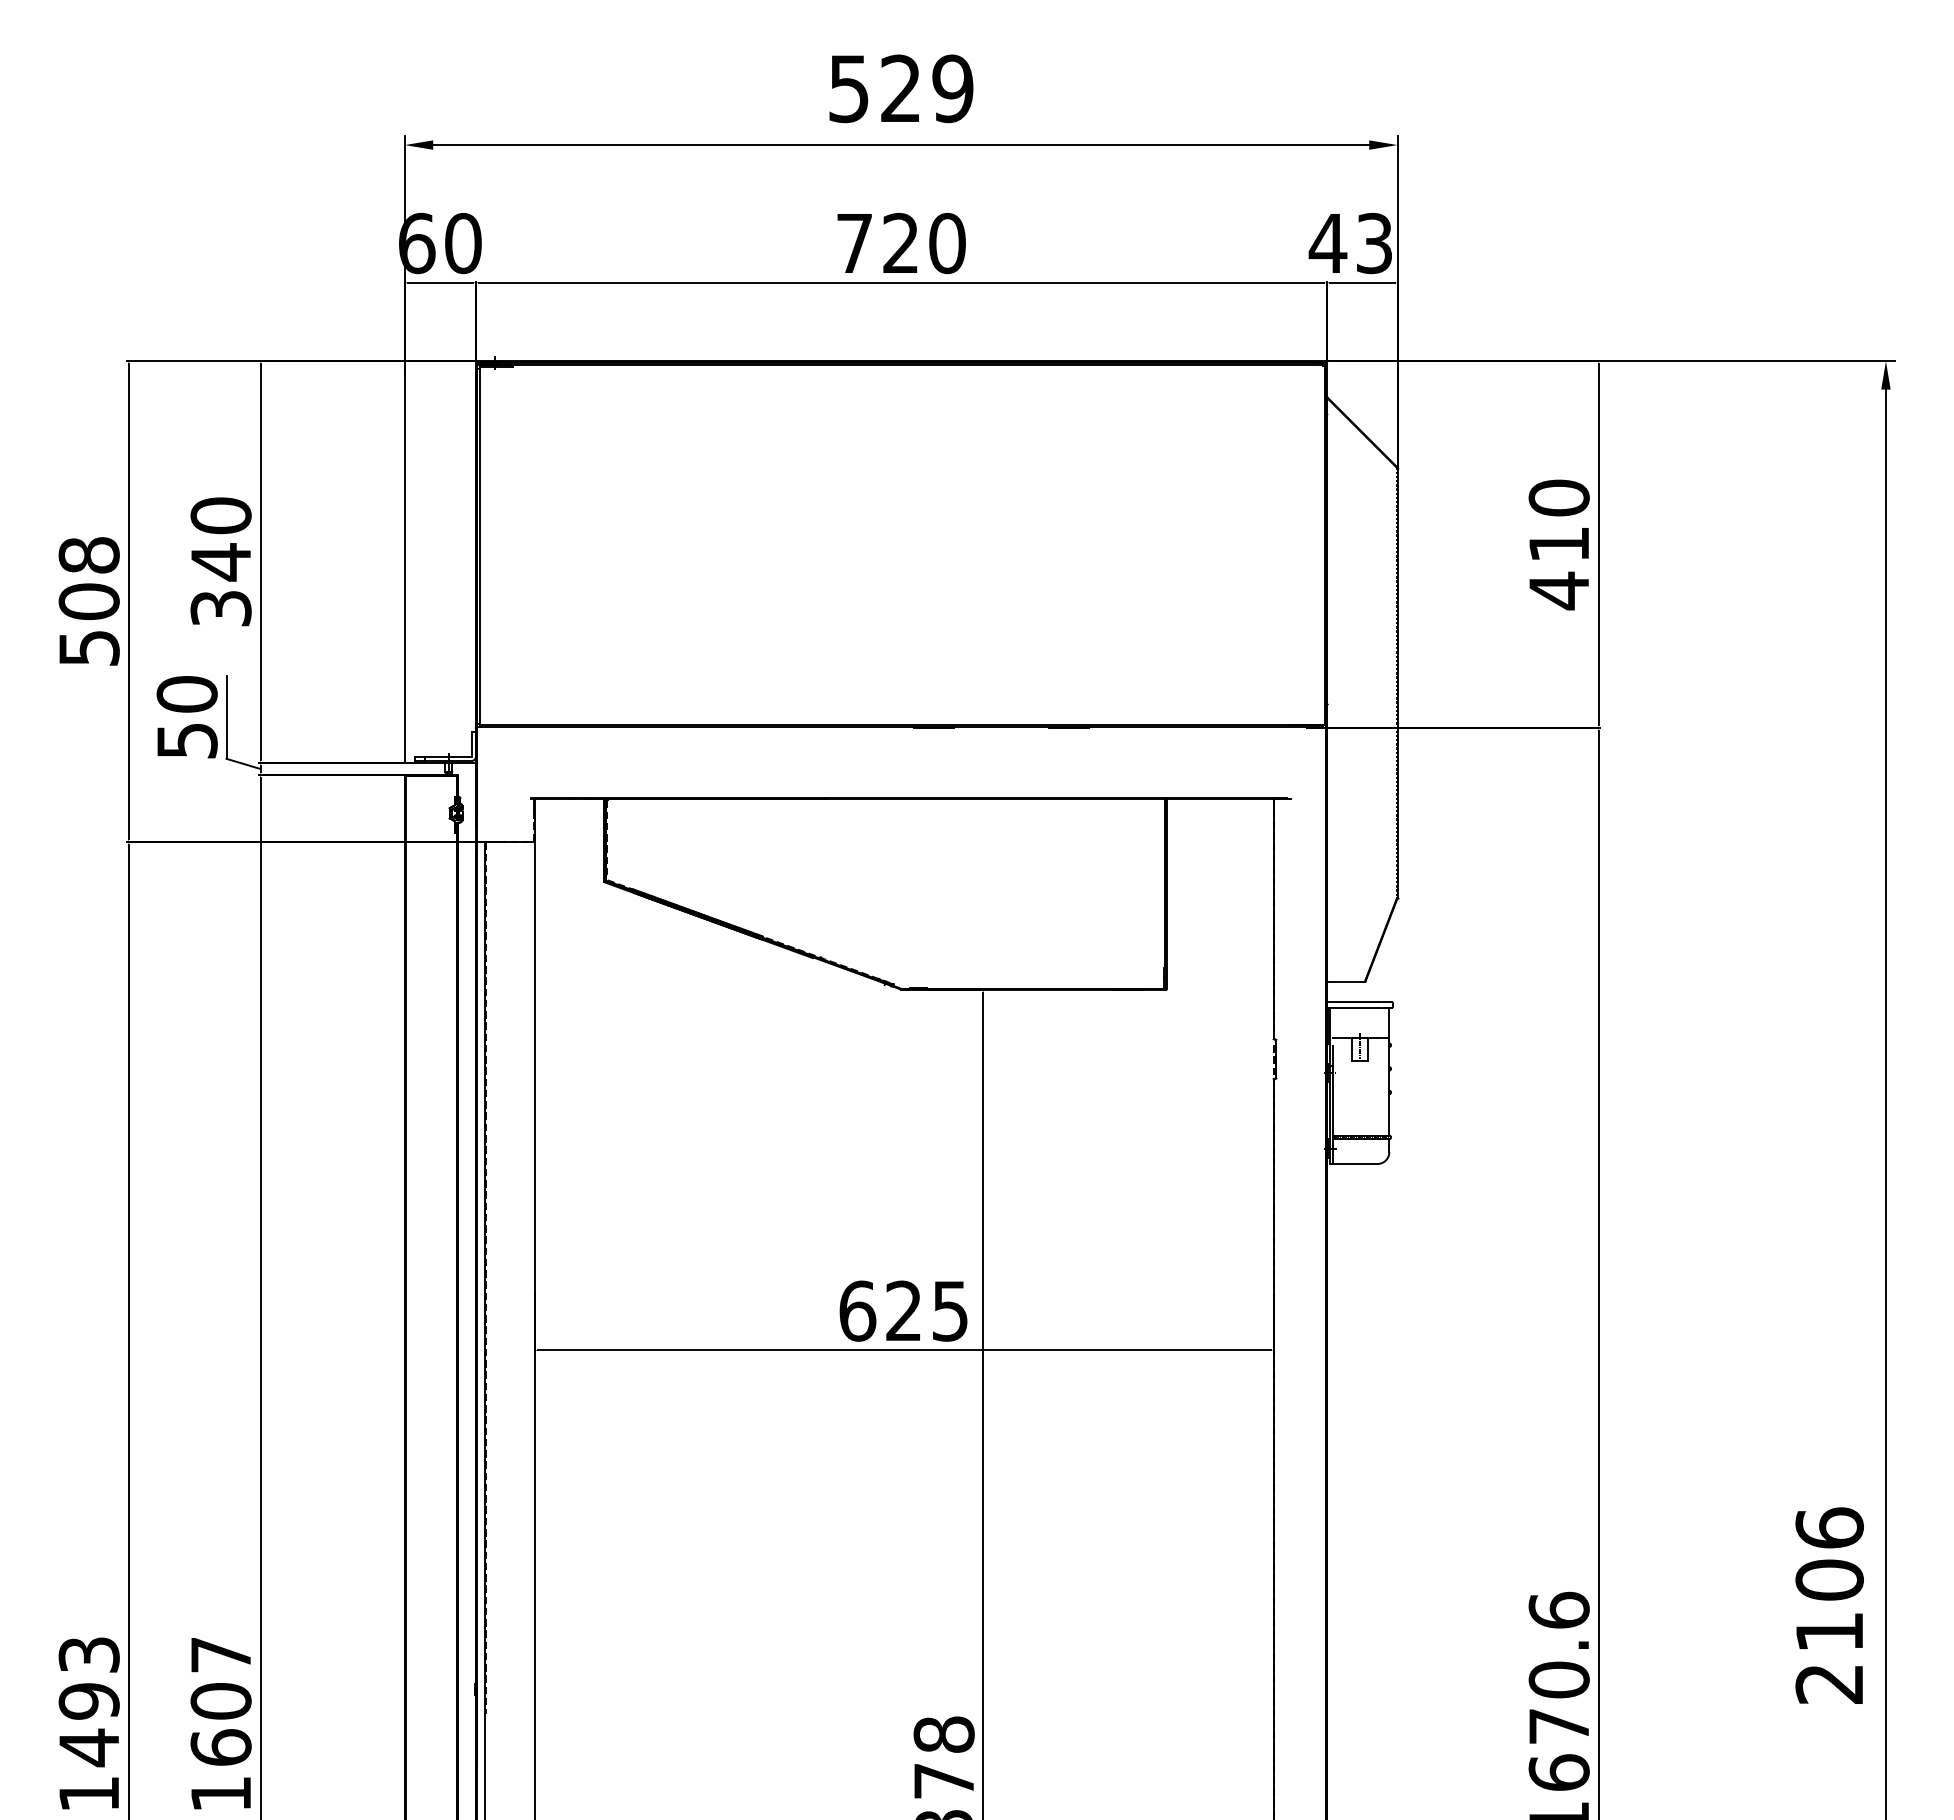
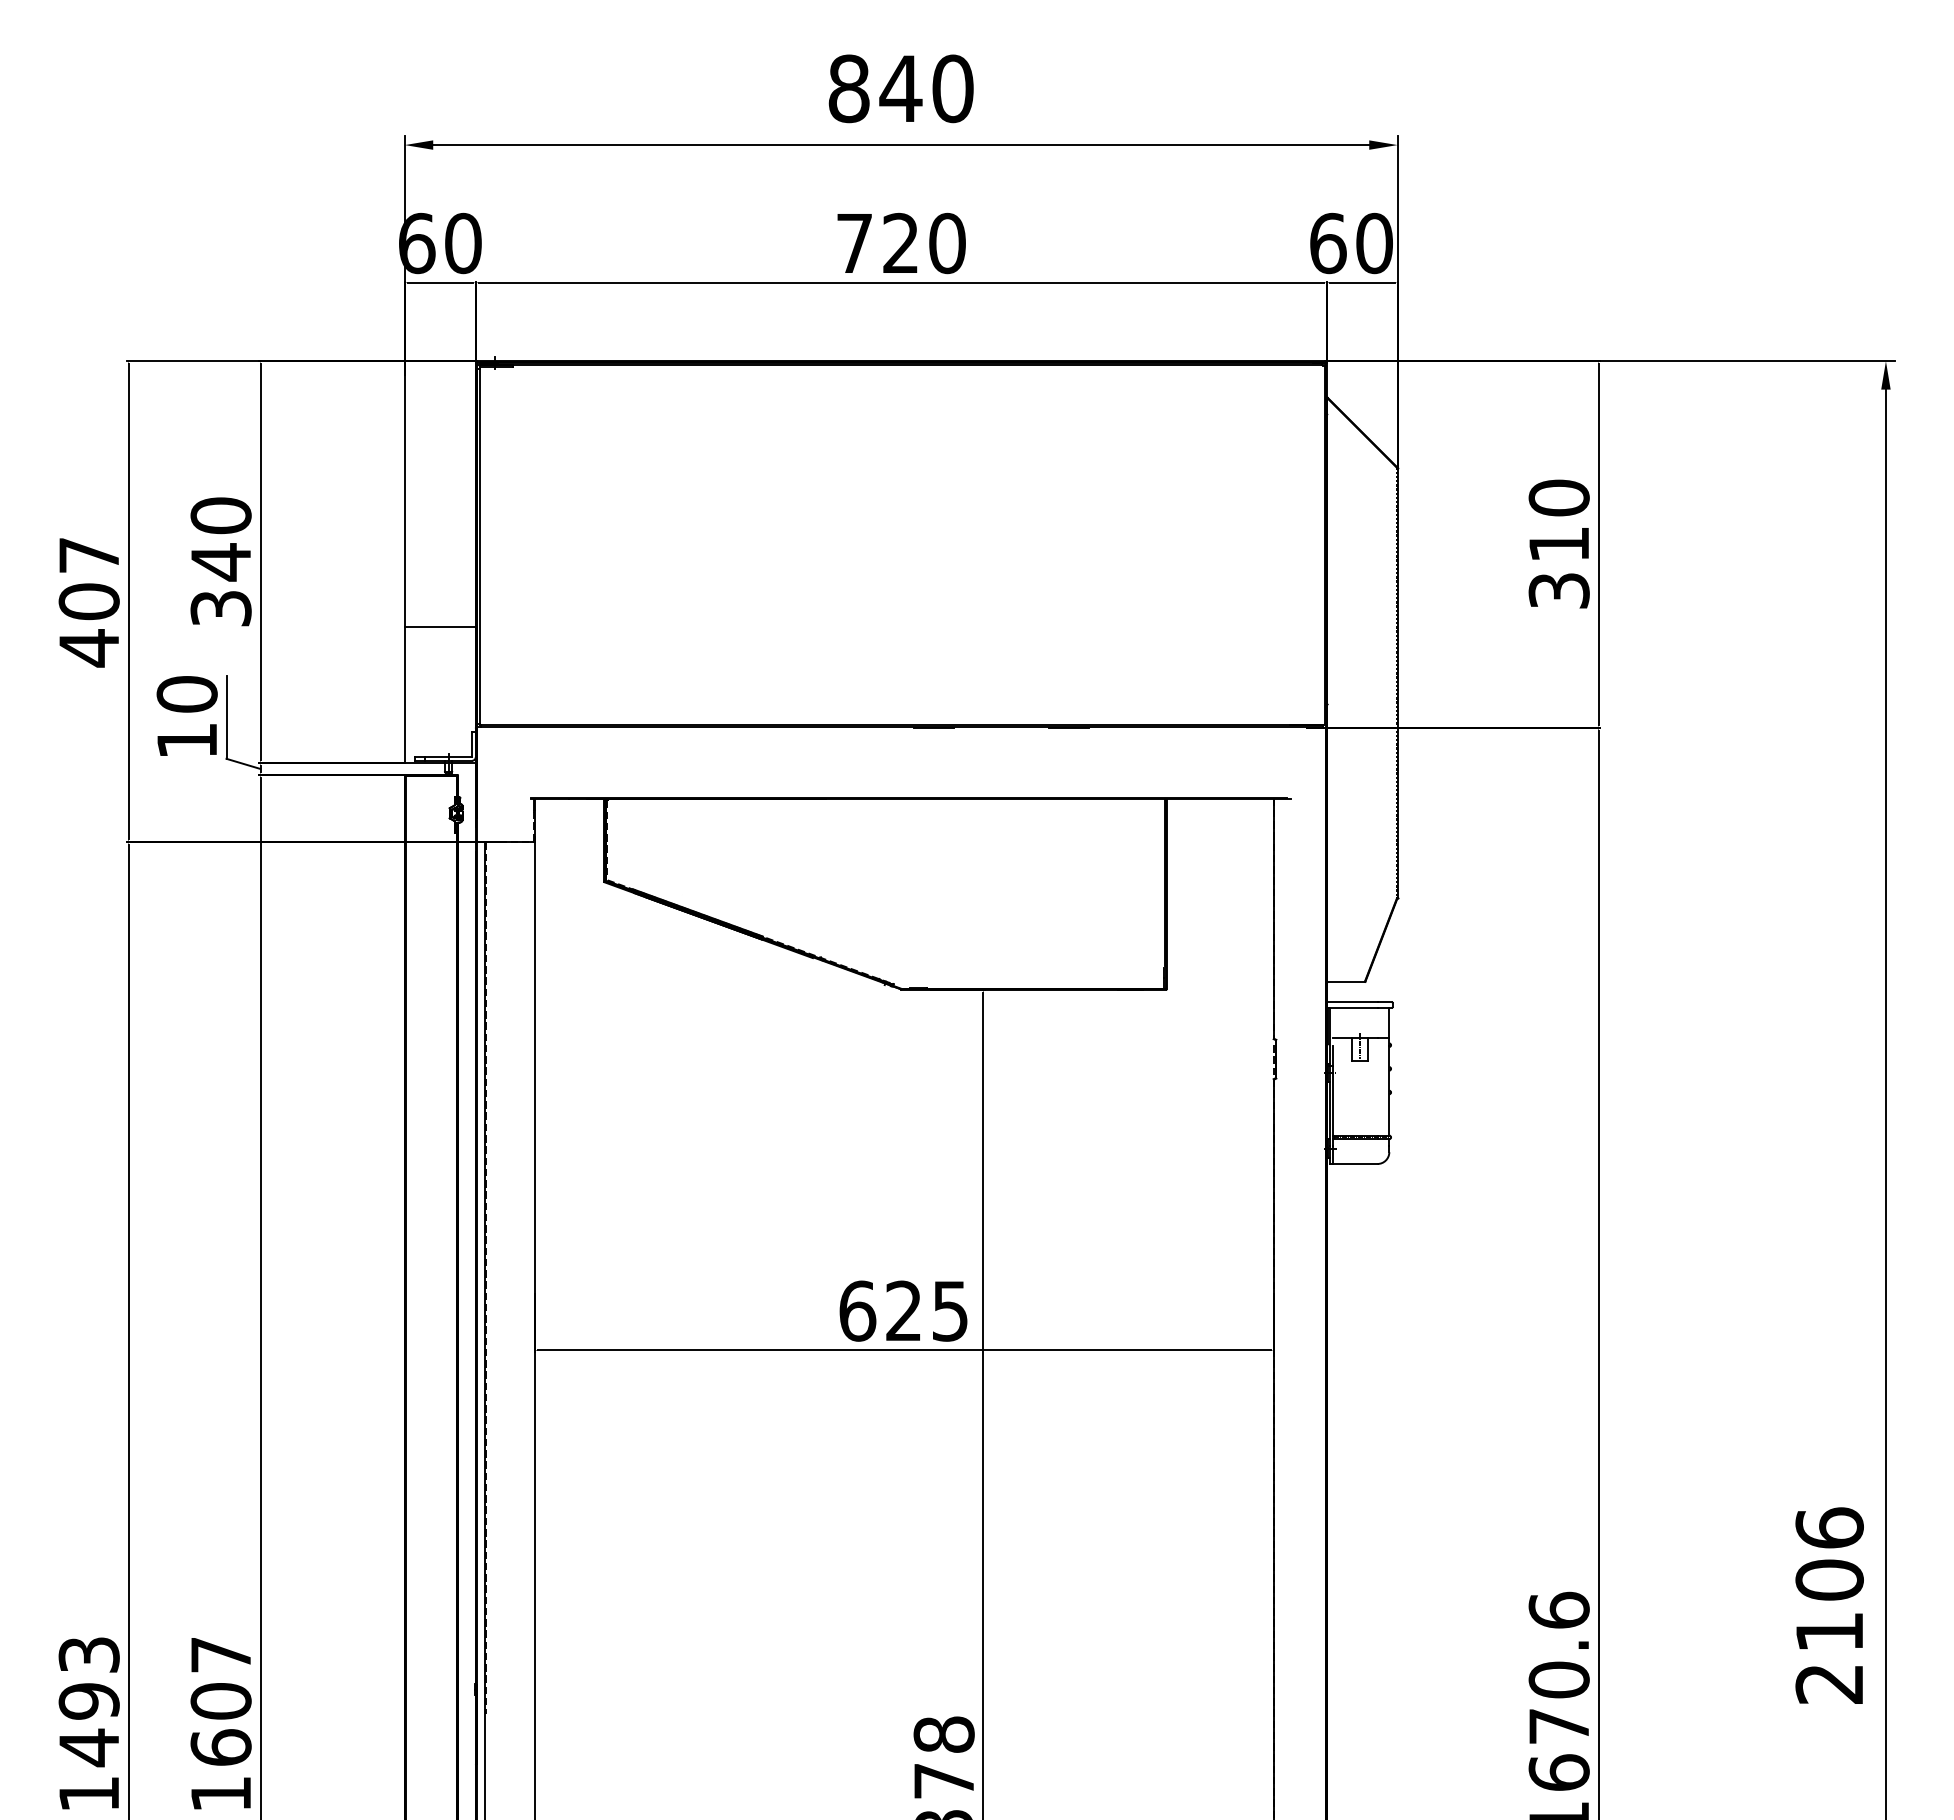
text: 529 -> 840 (900, 88)
text: 43 -> 60 (1350, 243)
text: 410 -> 310 (1558, 590)
text: 508 -> 407 (88, 602)
line: none -> present (439, 627)
text: 50 -> 10 (187, 741)
